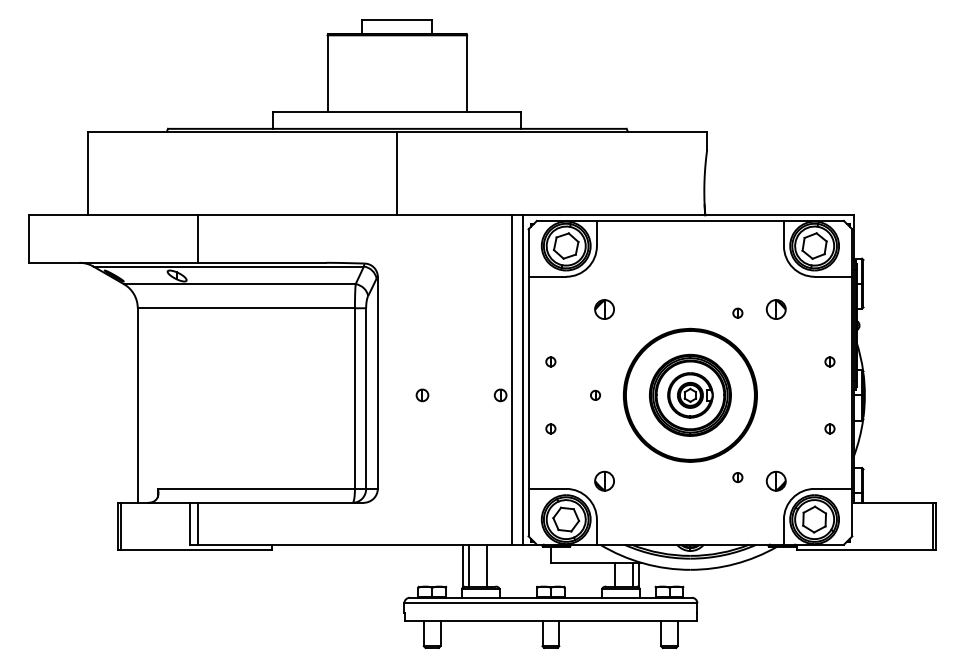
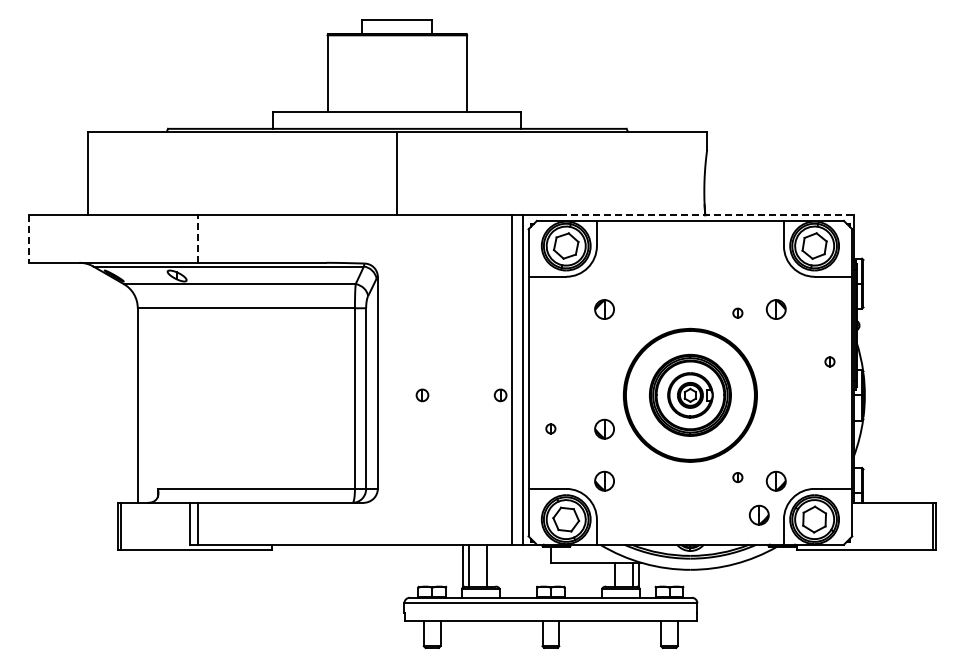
line: solid -> dashed (706, 215)
line: solid -> dashed (28, 239)
line: solid -> dashed (197, 239)
part: present -> none (550, 361)
part: present -> none (595, 394)
part: none -> present (604, 428)
part: present -> none (829, 428)
part: none -> present (758, 514)
